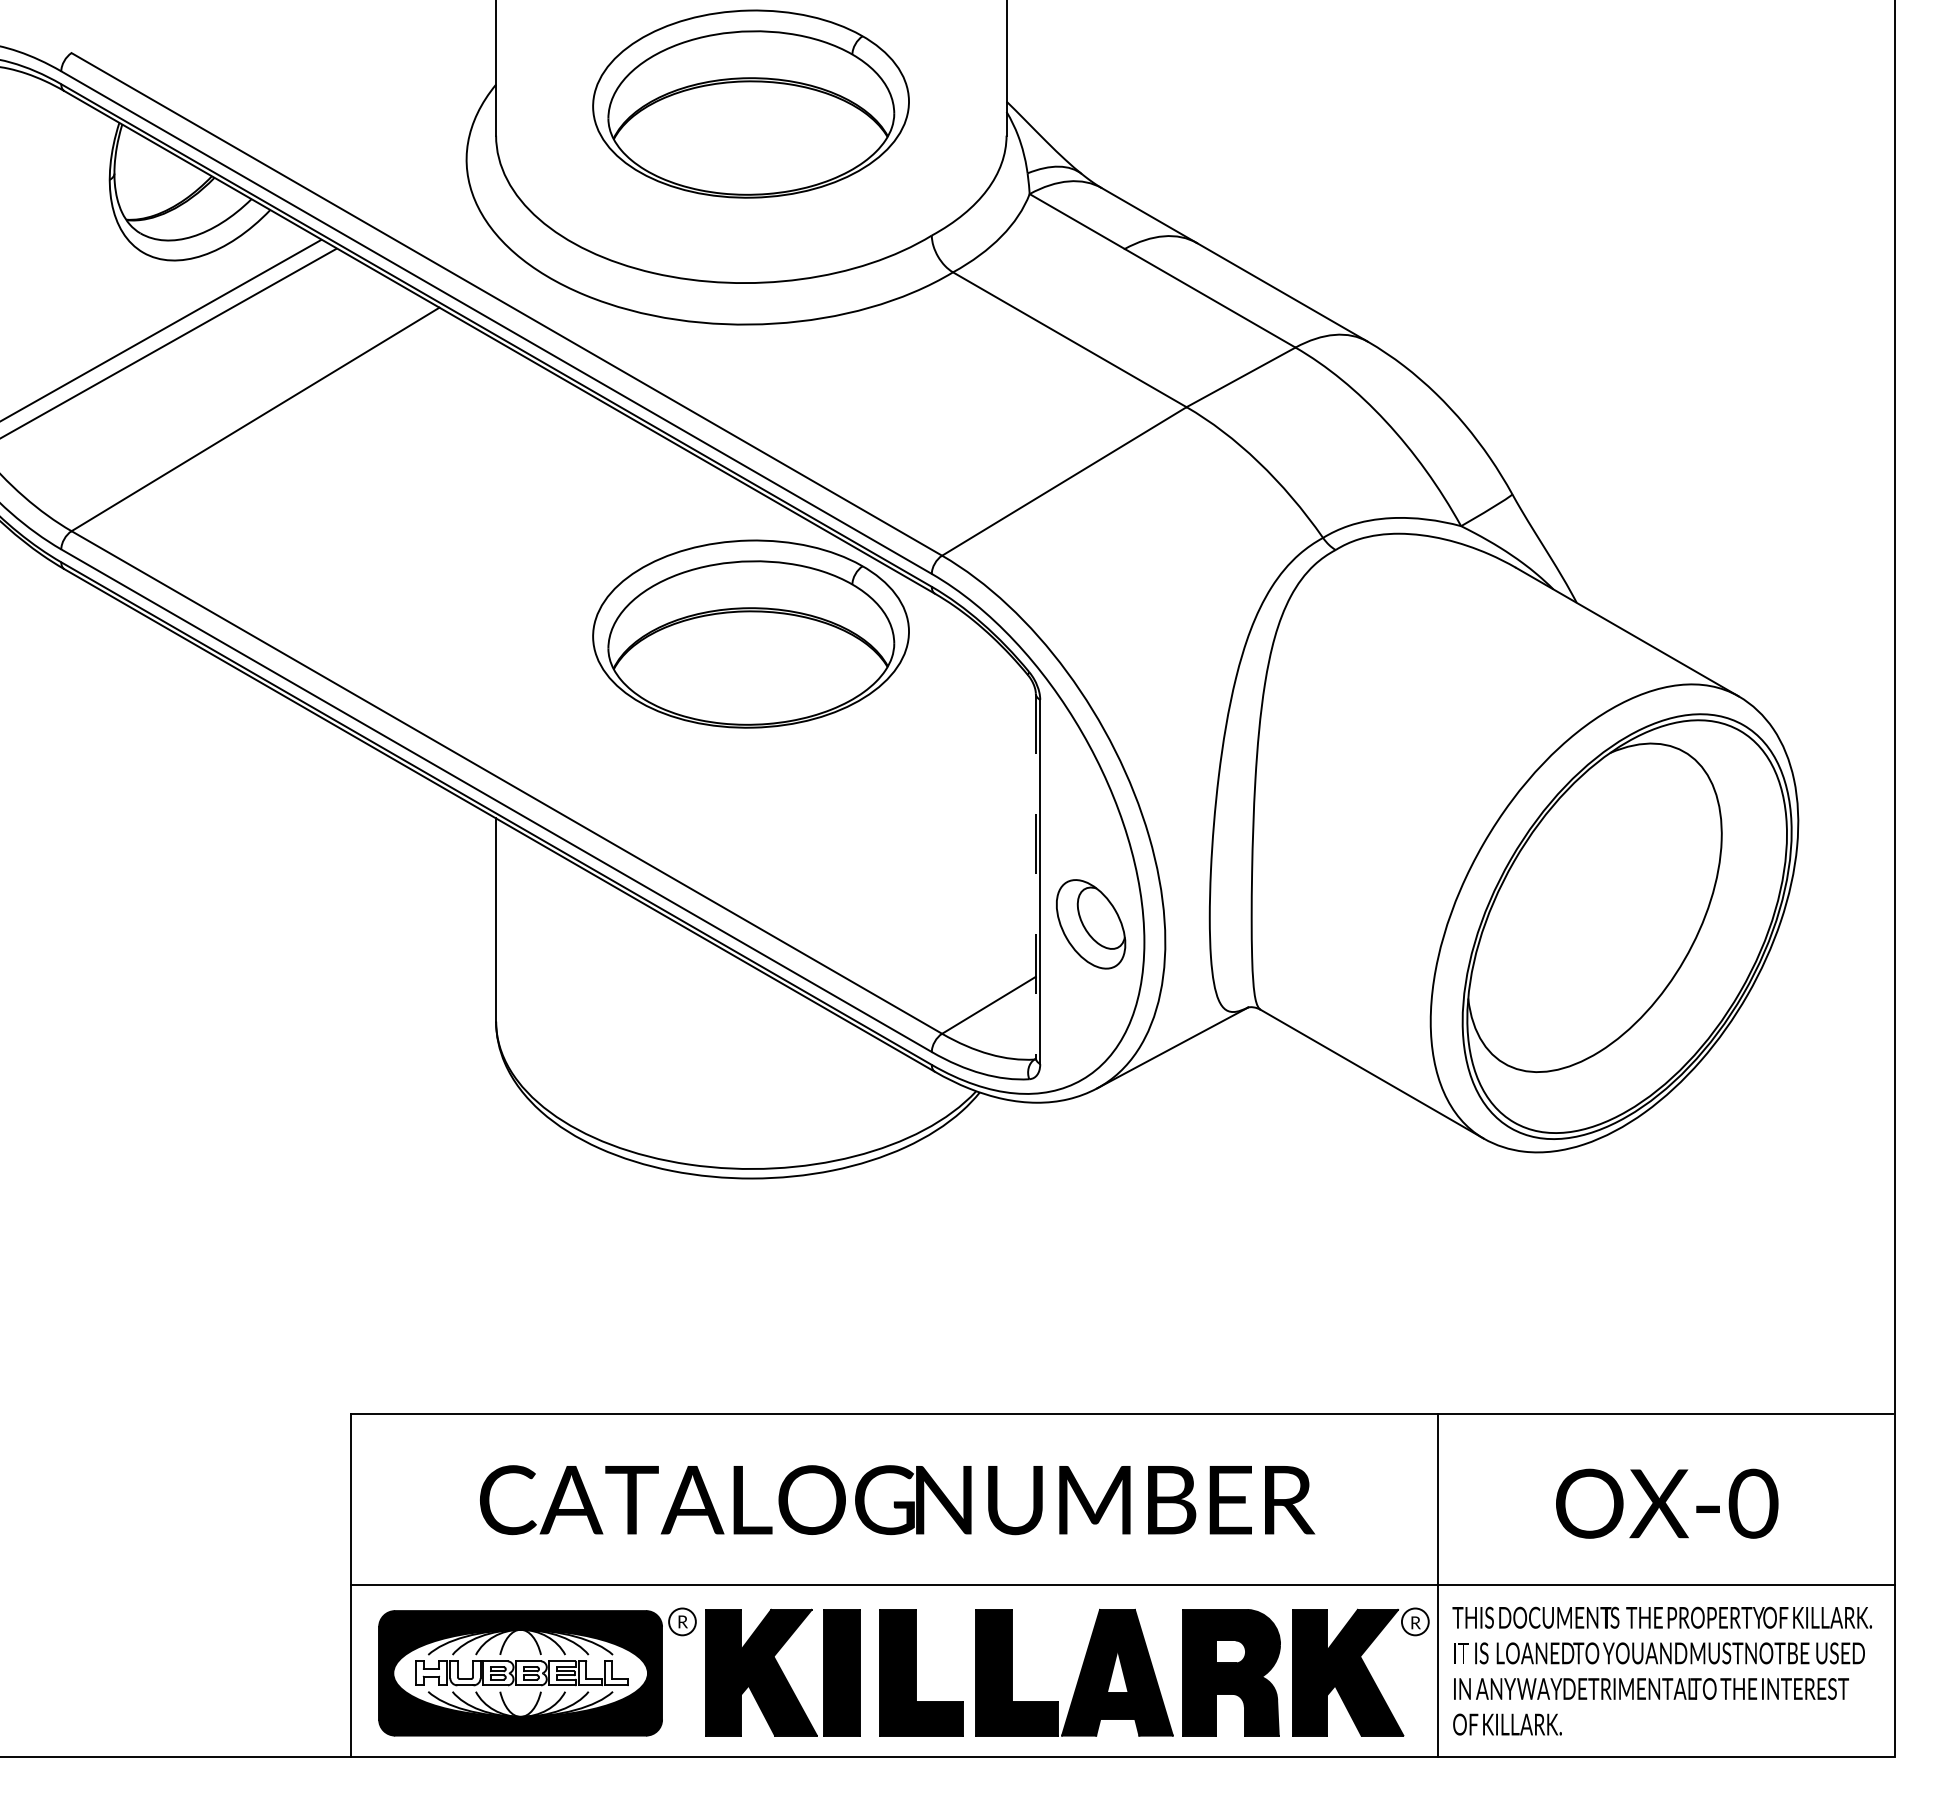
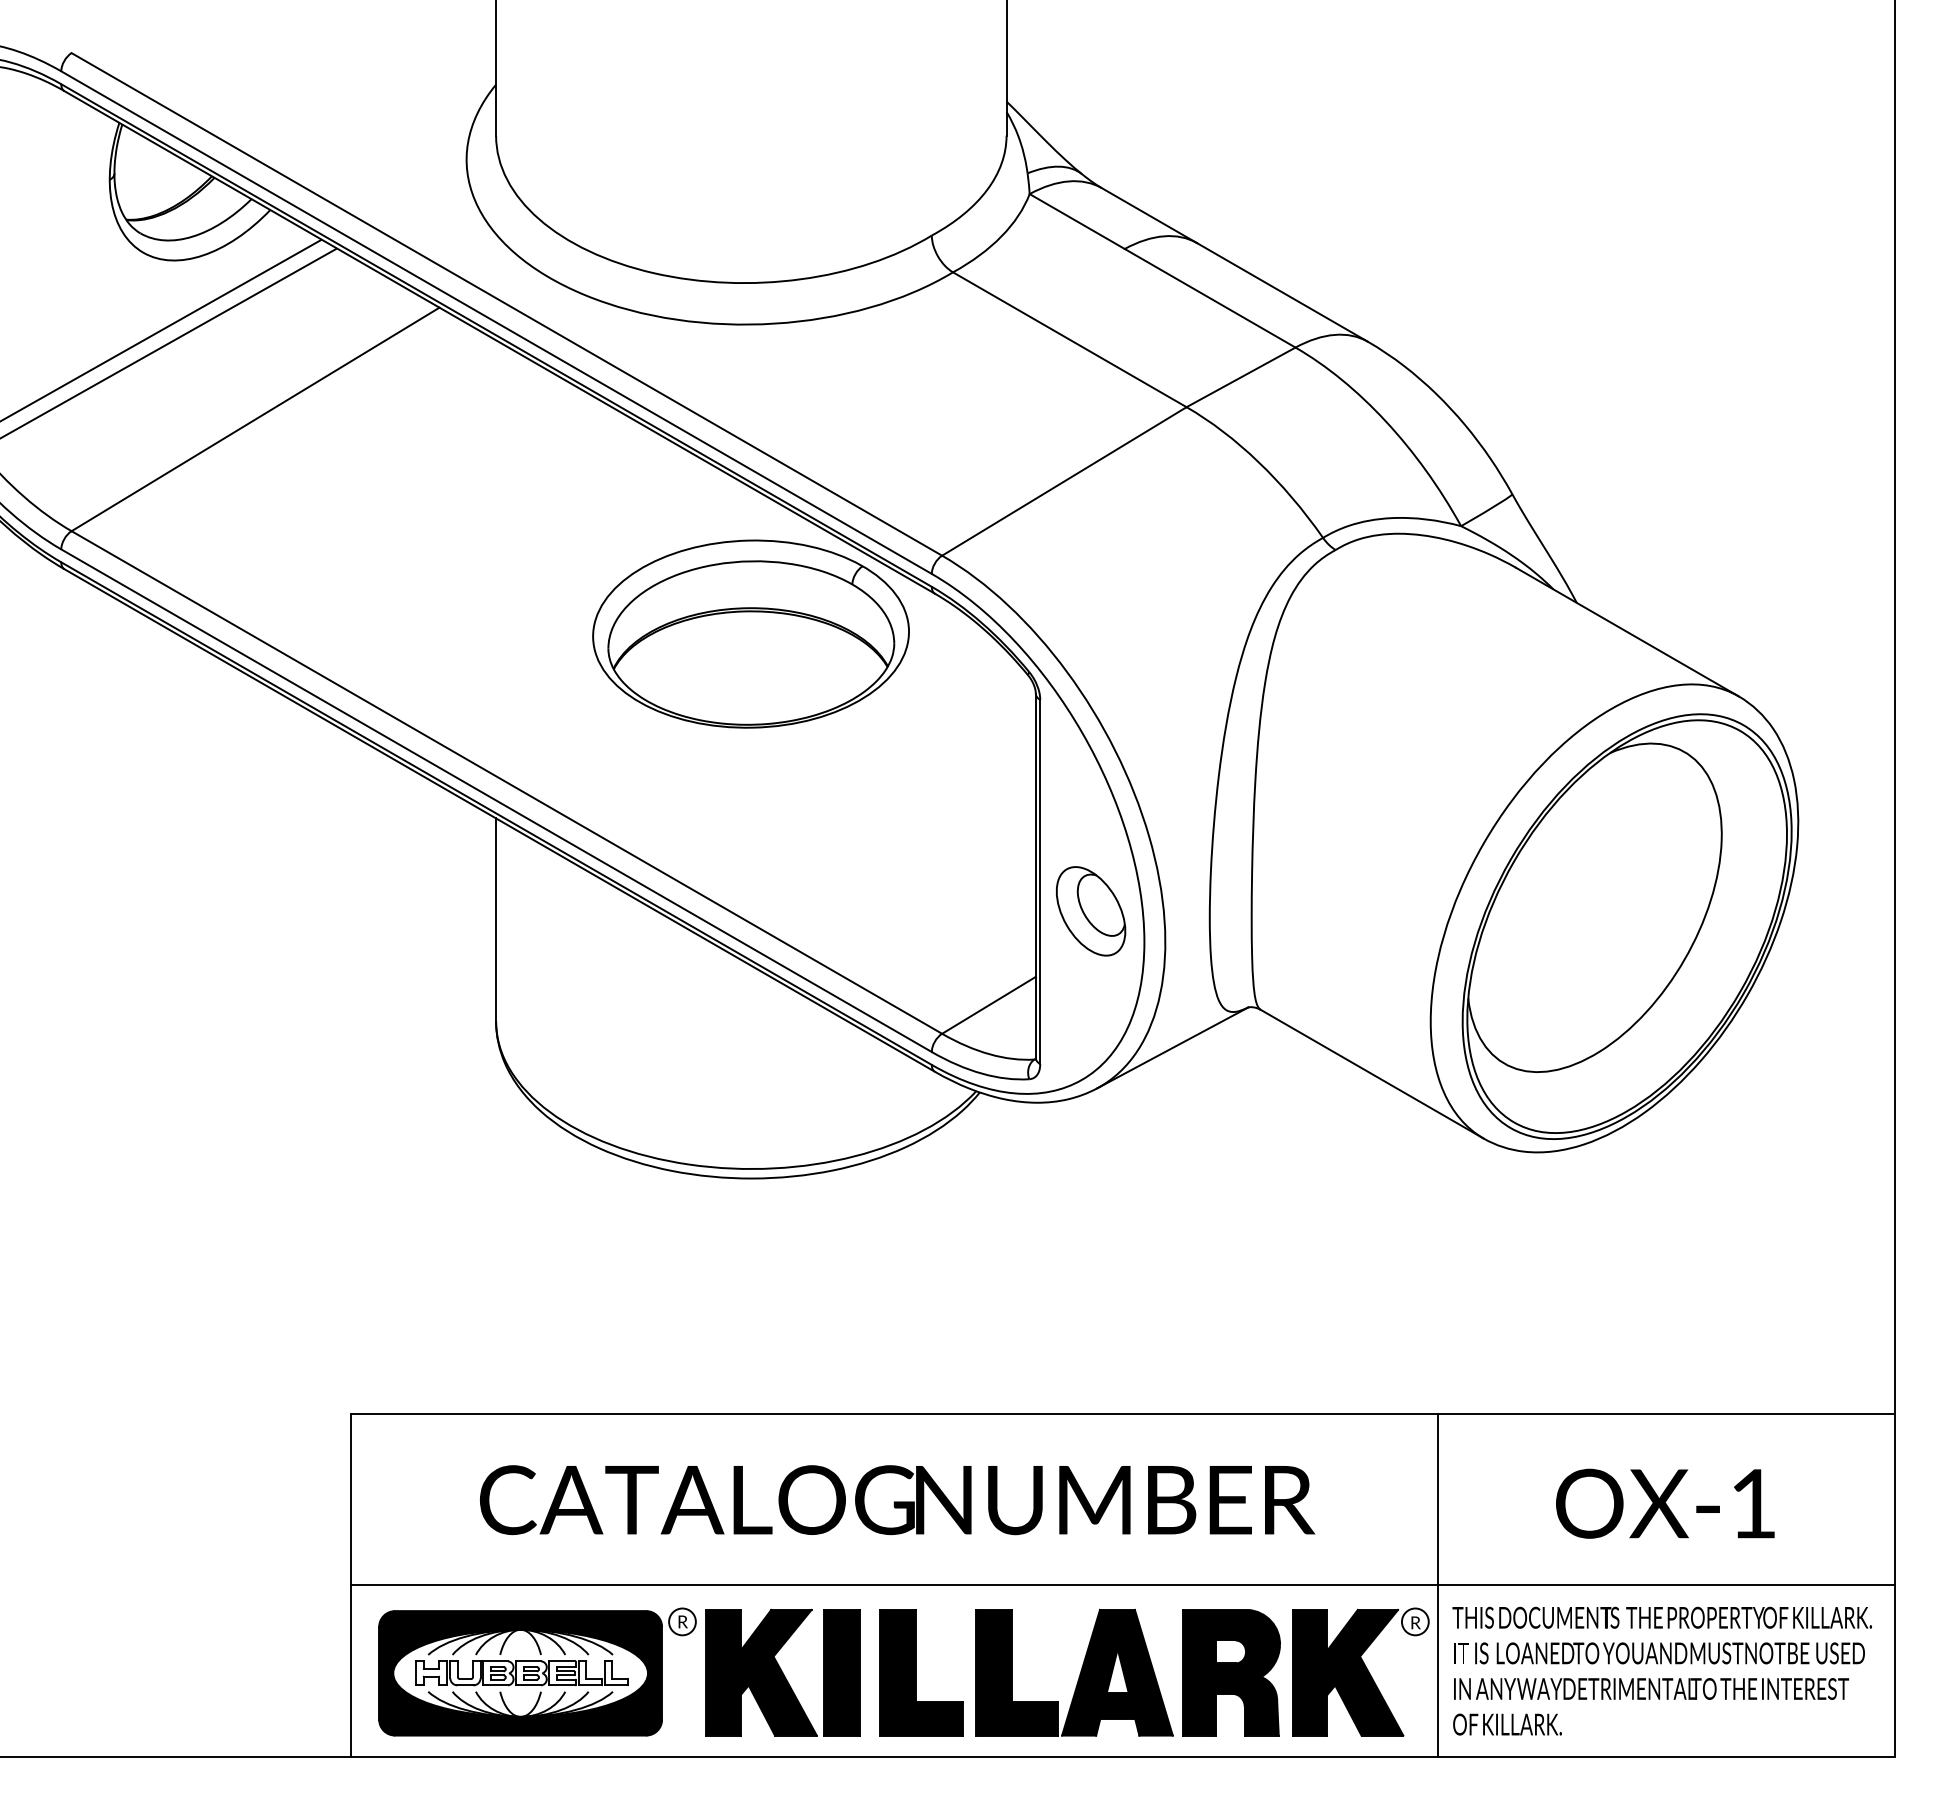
part: present -> none (750, 103)
line: dashed -> solid (1035, 876)
part position: (1091, 924) -> (1091, 911) (1091, 911)
text: OX-0 -> OX-1 (1753, 1503)
